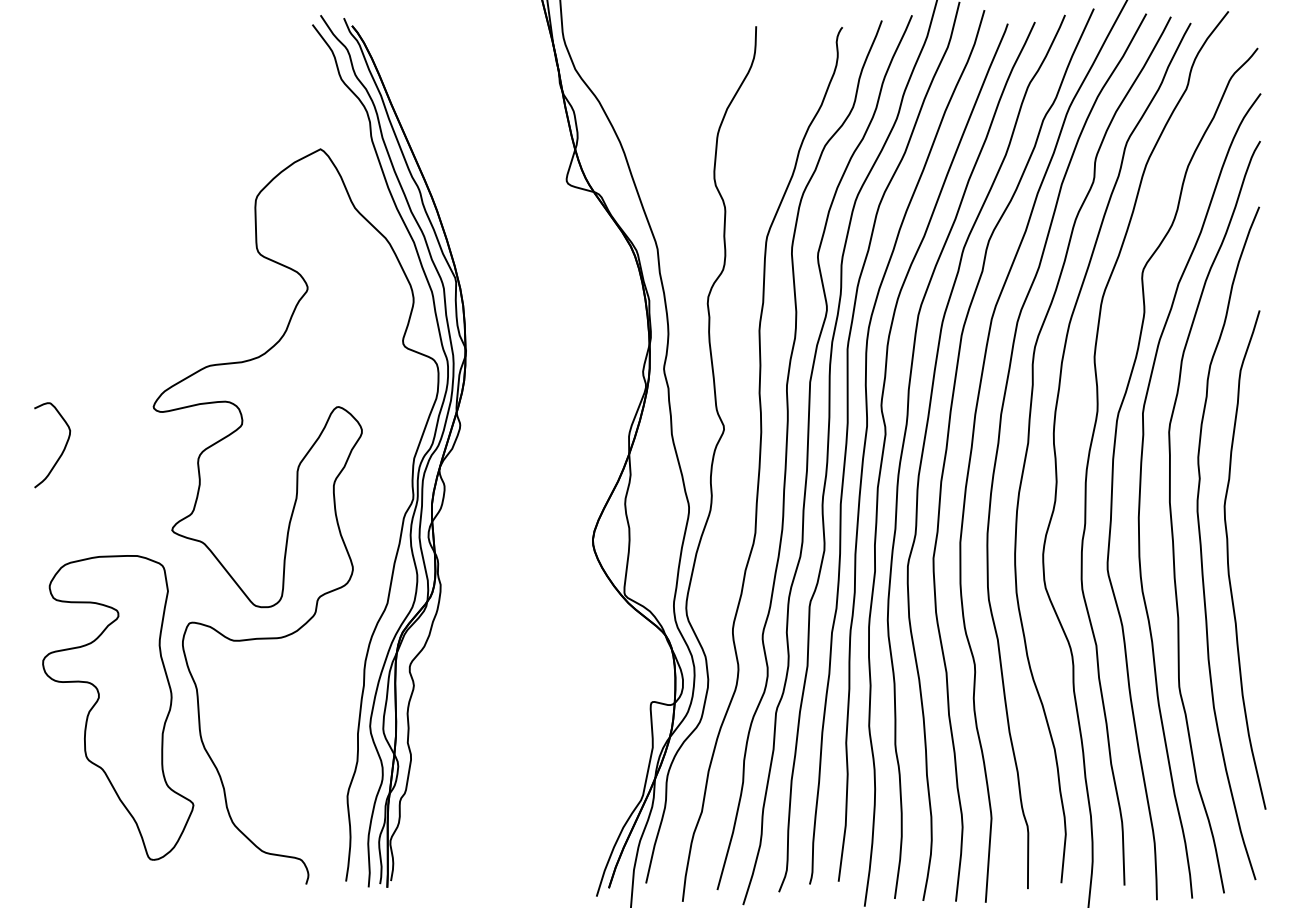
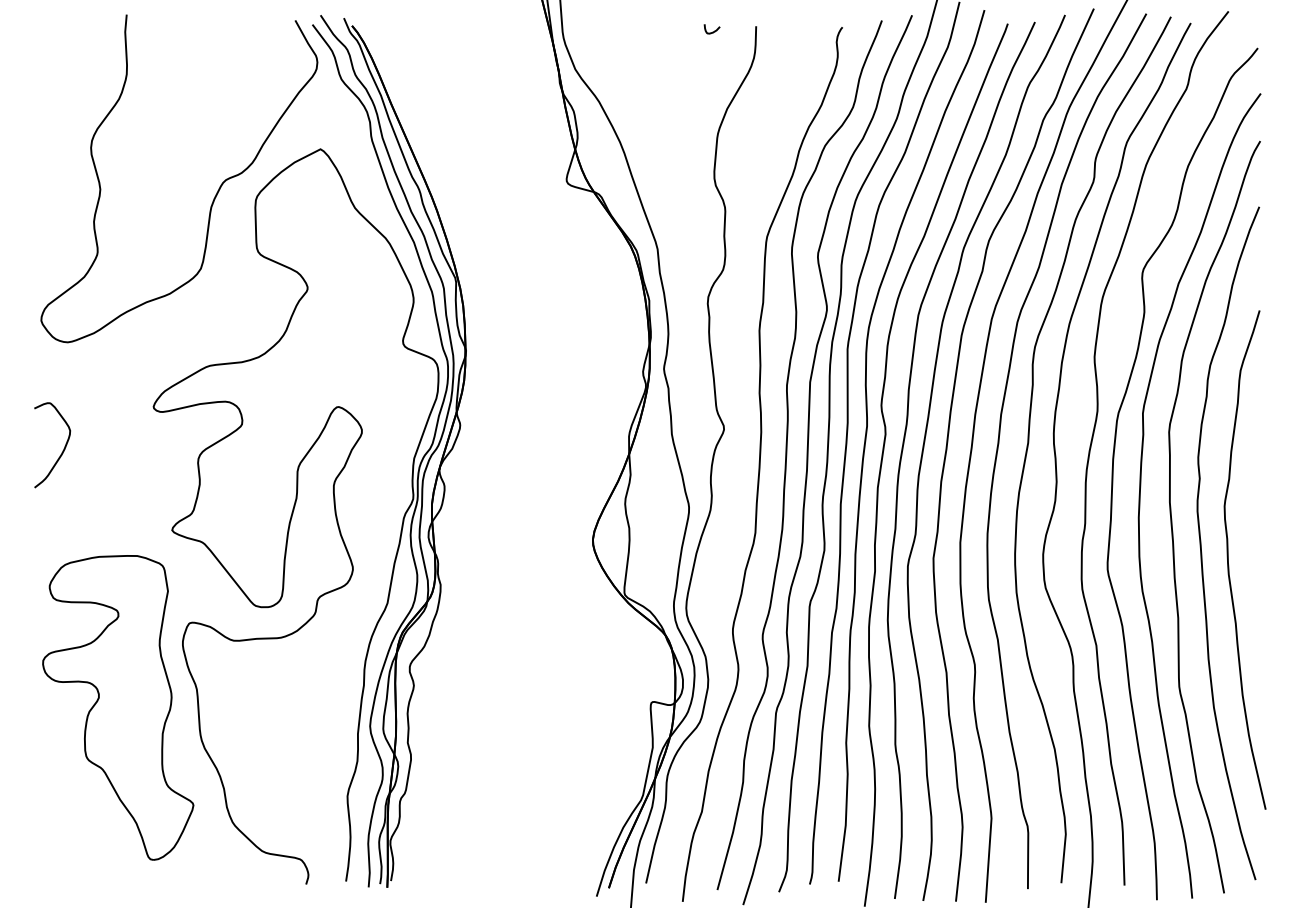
curve: none -> present (712, 31)
curve: none -> present (214, 196)
